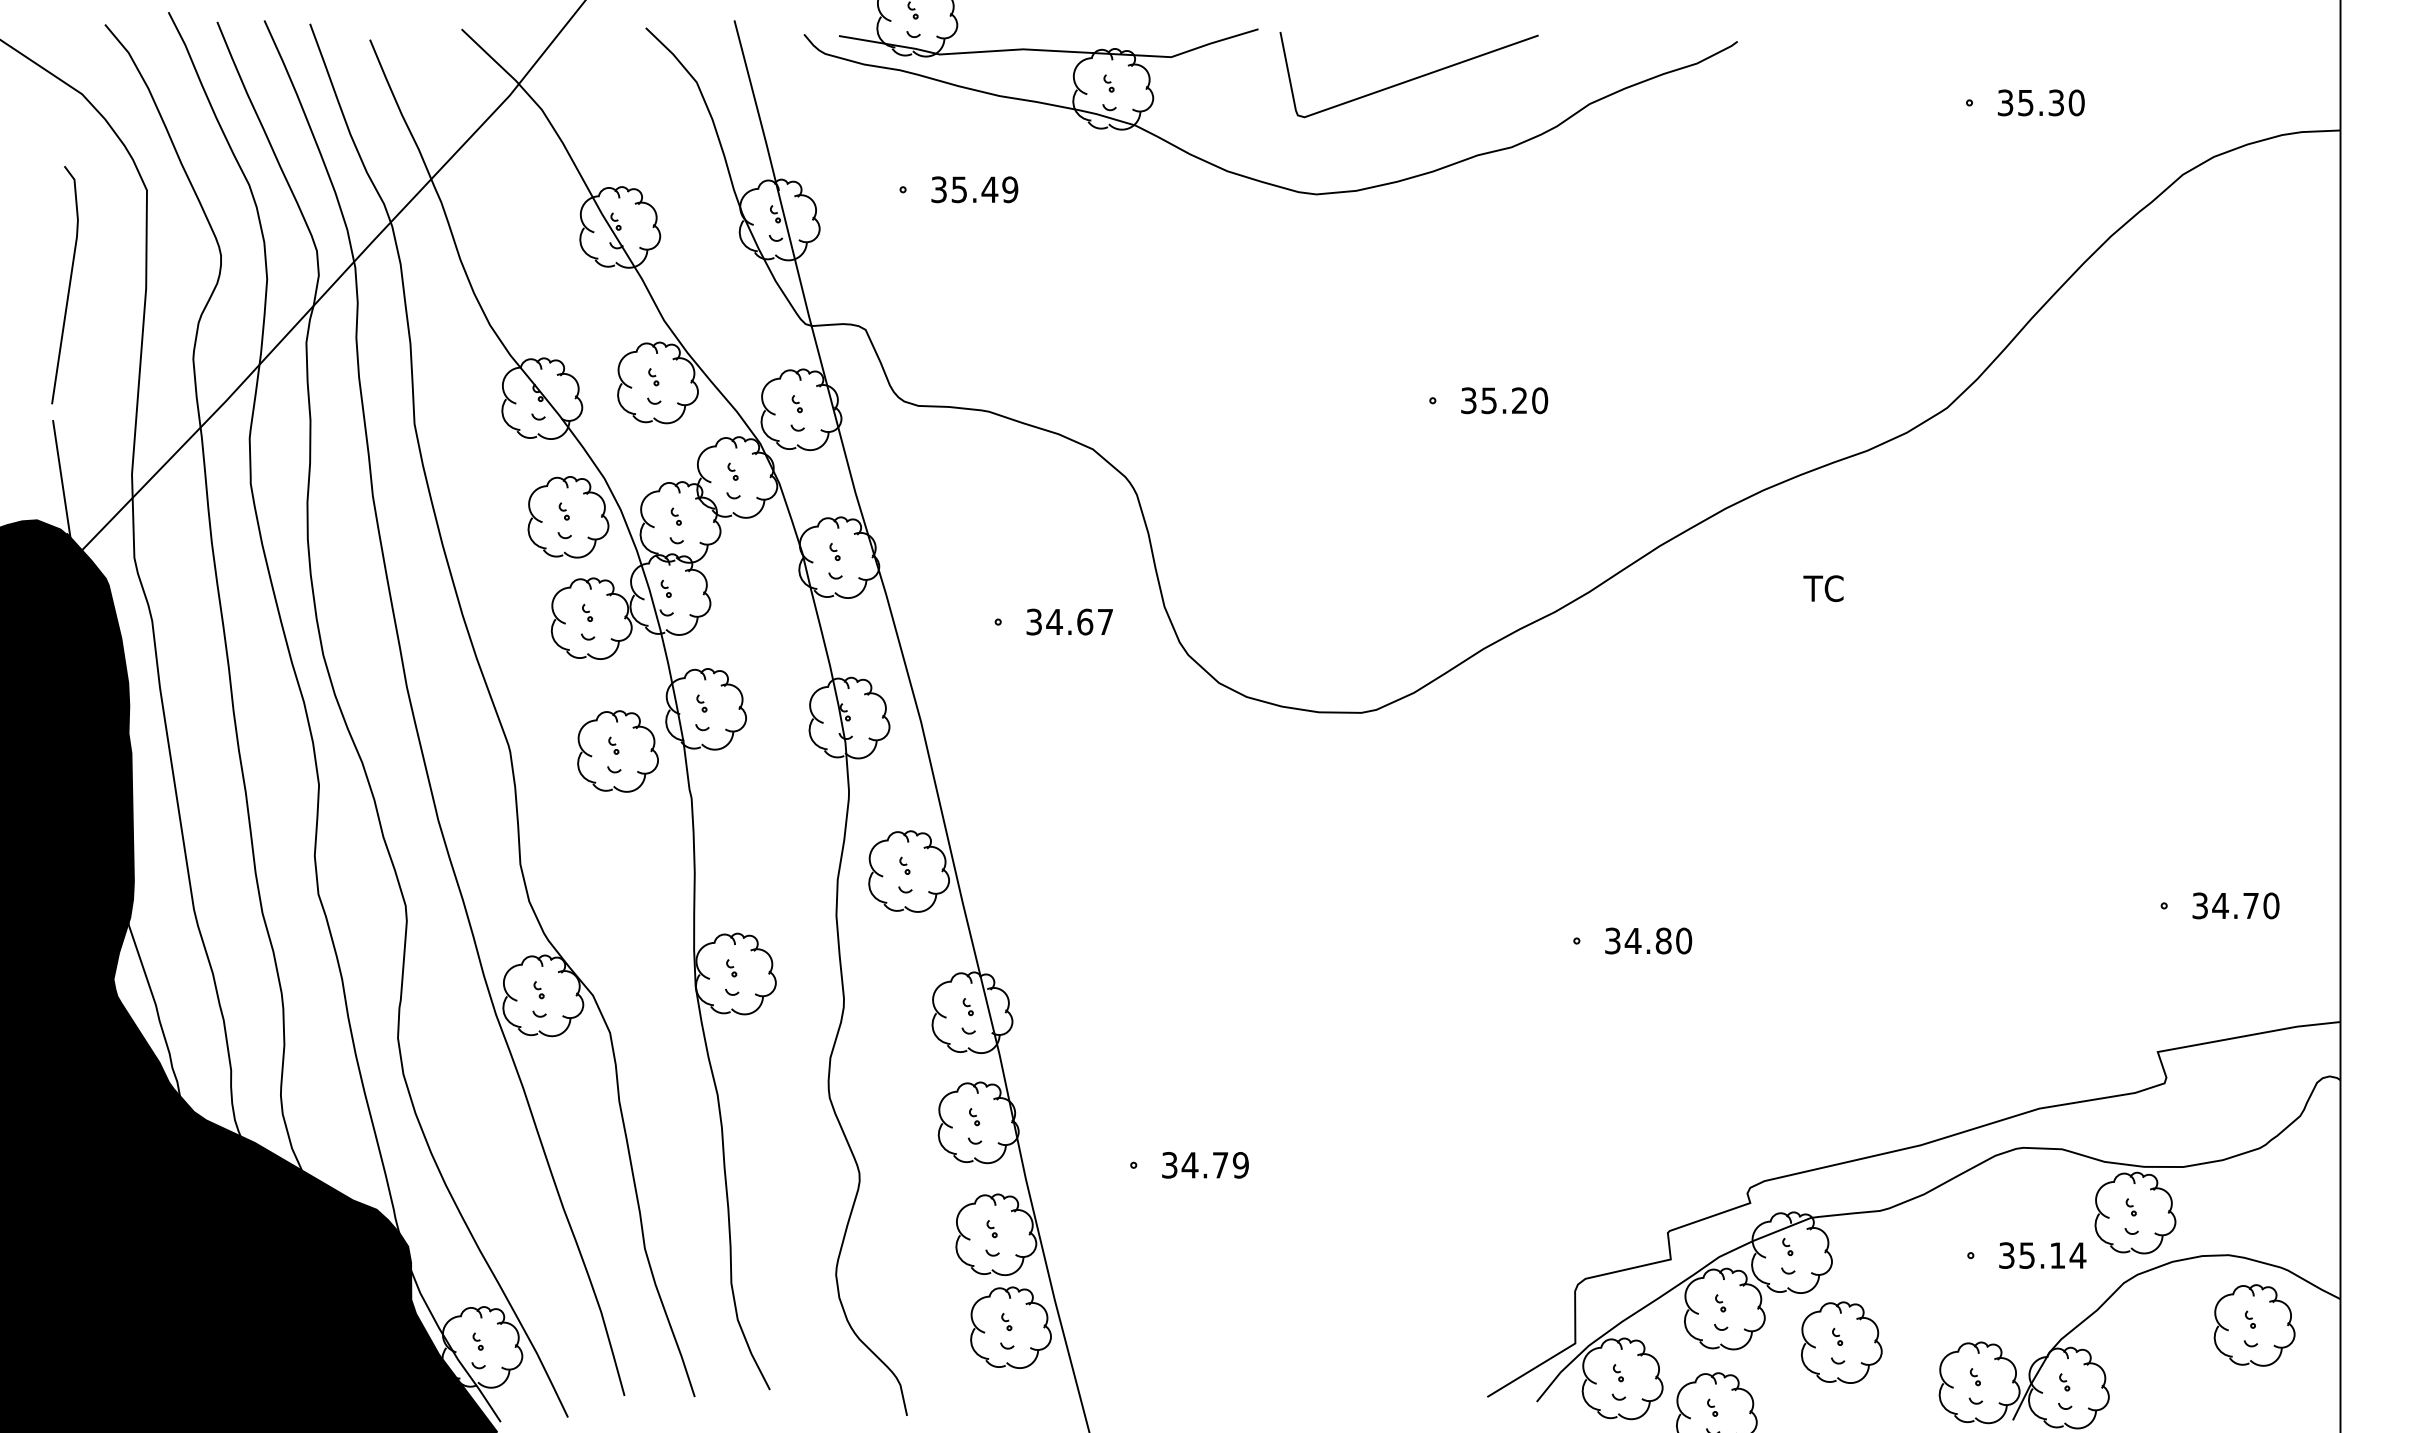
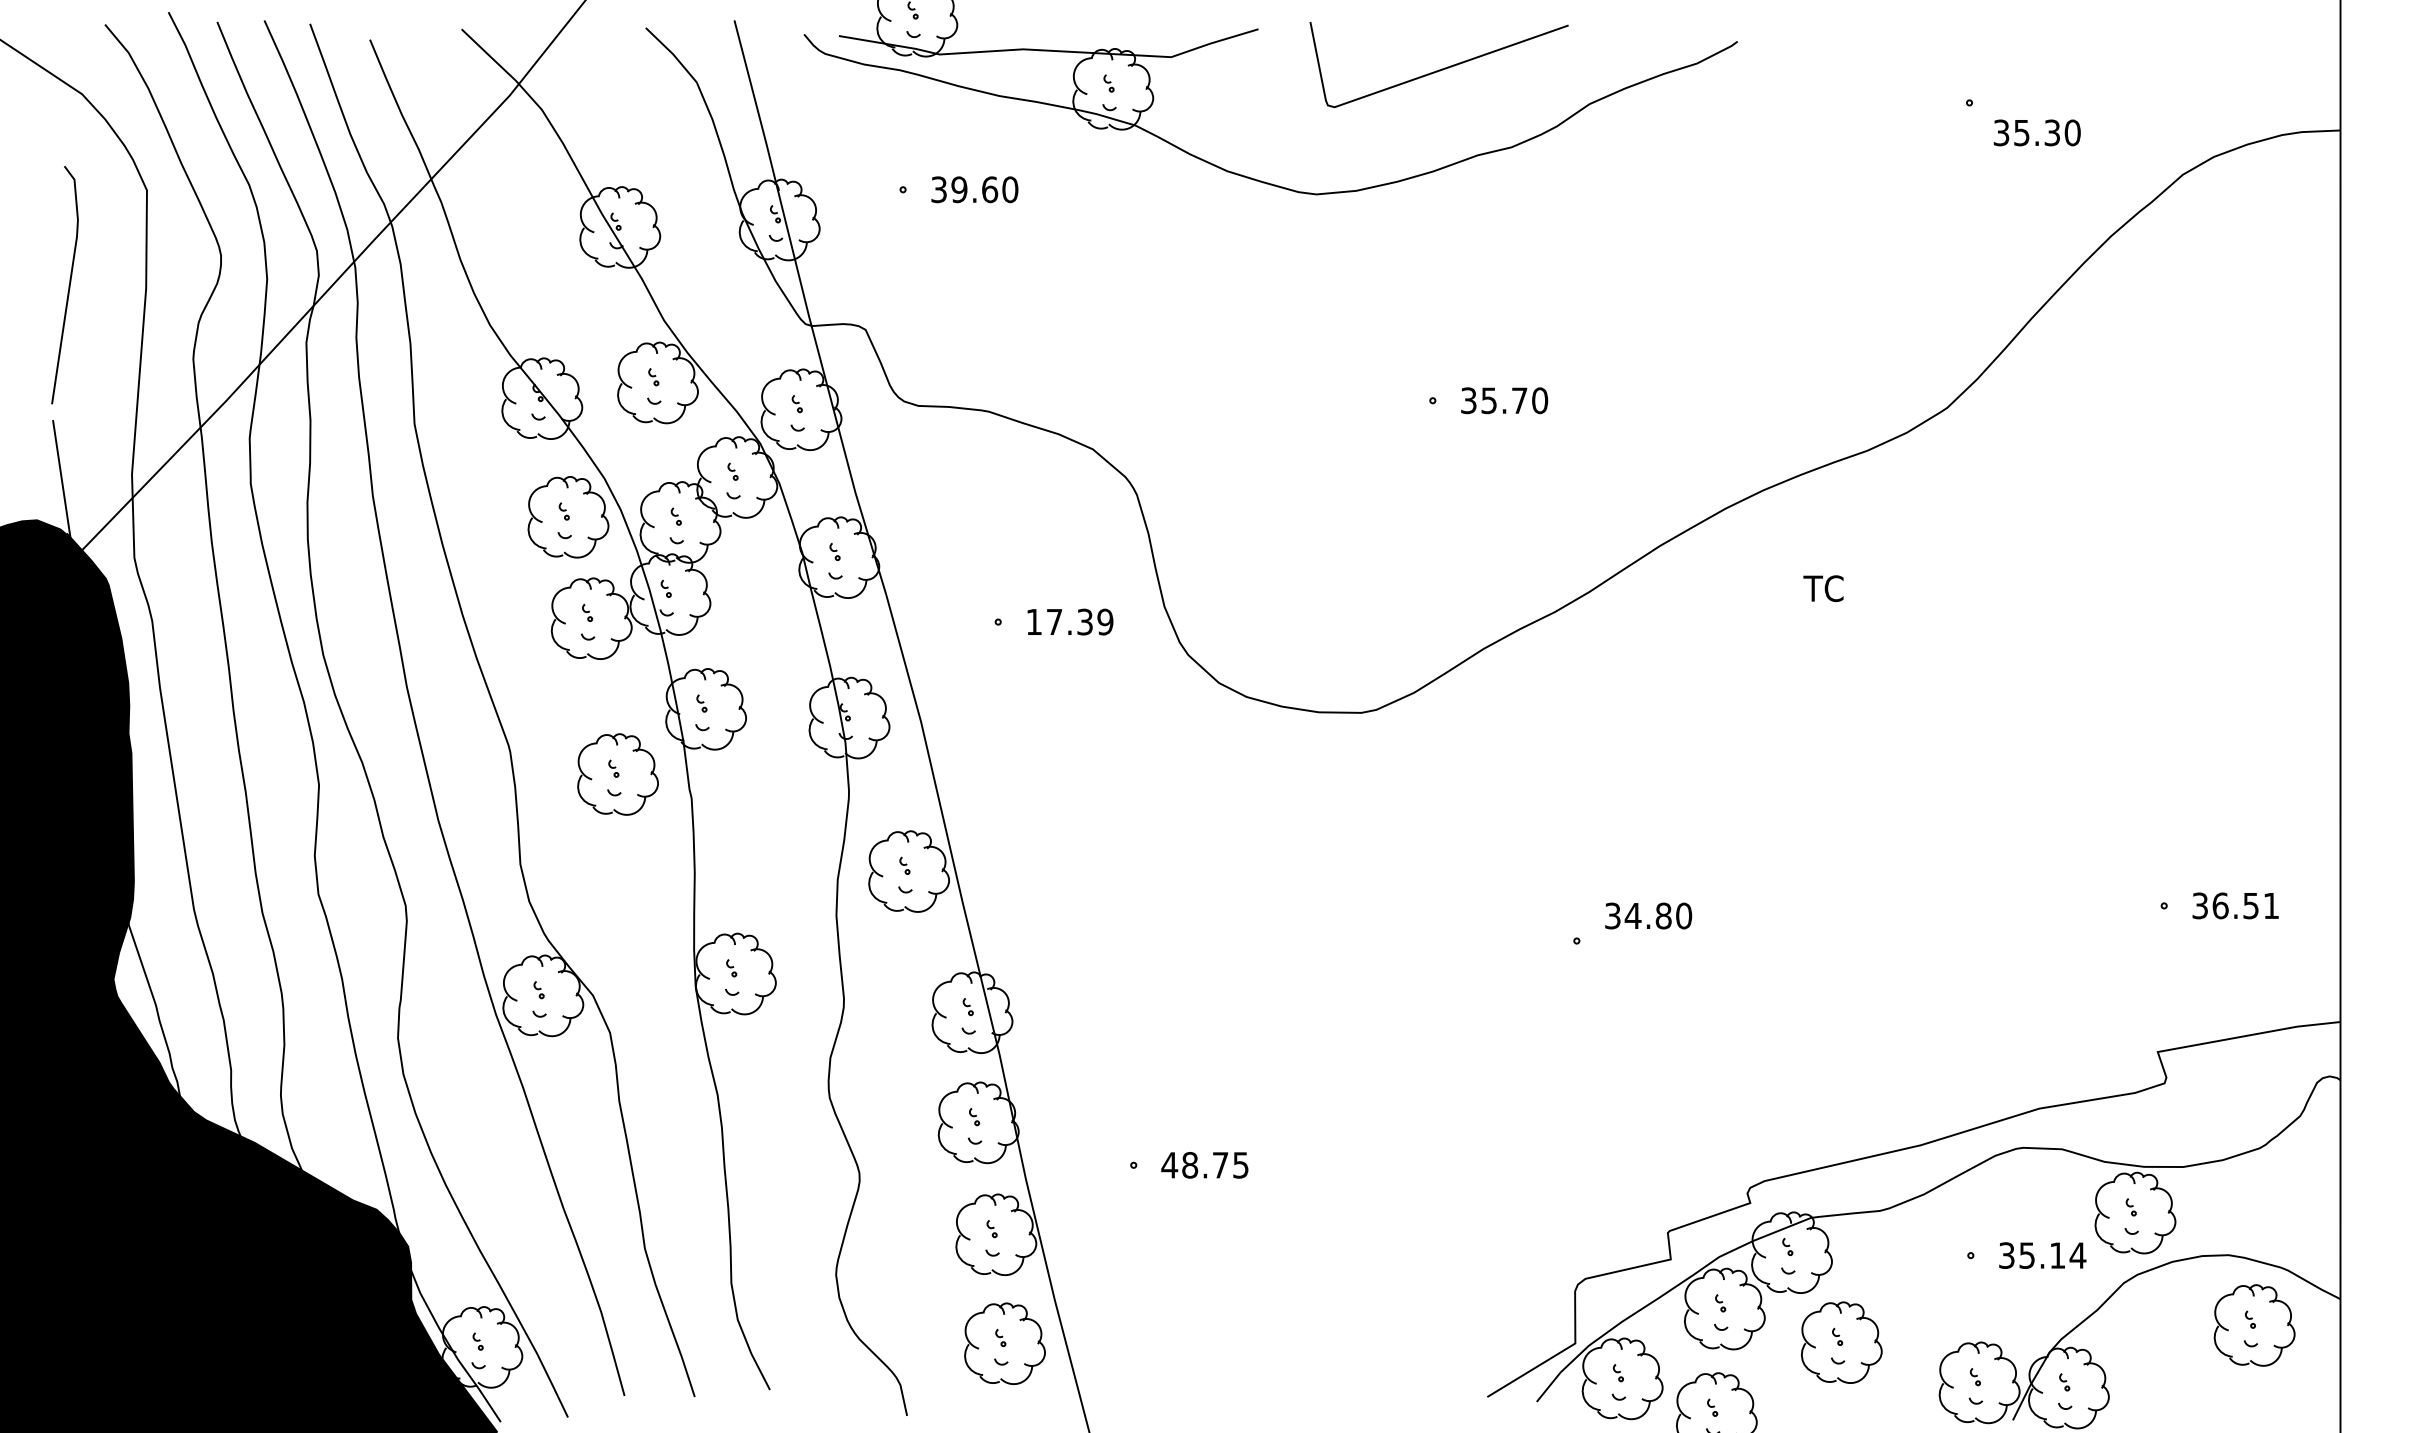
line position: (1409, 79) -> (1439, 69) (1439, 69)
text position: (2041, 102) -> (2037, 132) (2037, 132)
text: 35.49 -> 39.60 (984, 189)
text: 35.20 -> 35.70 (1519, 400)
text: 34.67 -> 17.39 (1069, 621)
part position: (617, 751) -> (617, 774) (617, 774)
text: 34.70 -> 36.51 (2245, 905)
text position: (1648, 940) -> (1648, 915) (1648, 915)
text: 34.79 -> 48.75 (1204, 1165)
part position: (1010, 1327) -> (1004, 1343) (1004, 1343)
